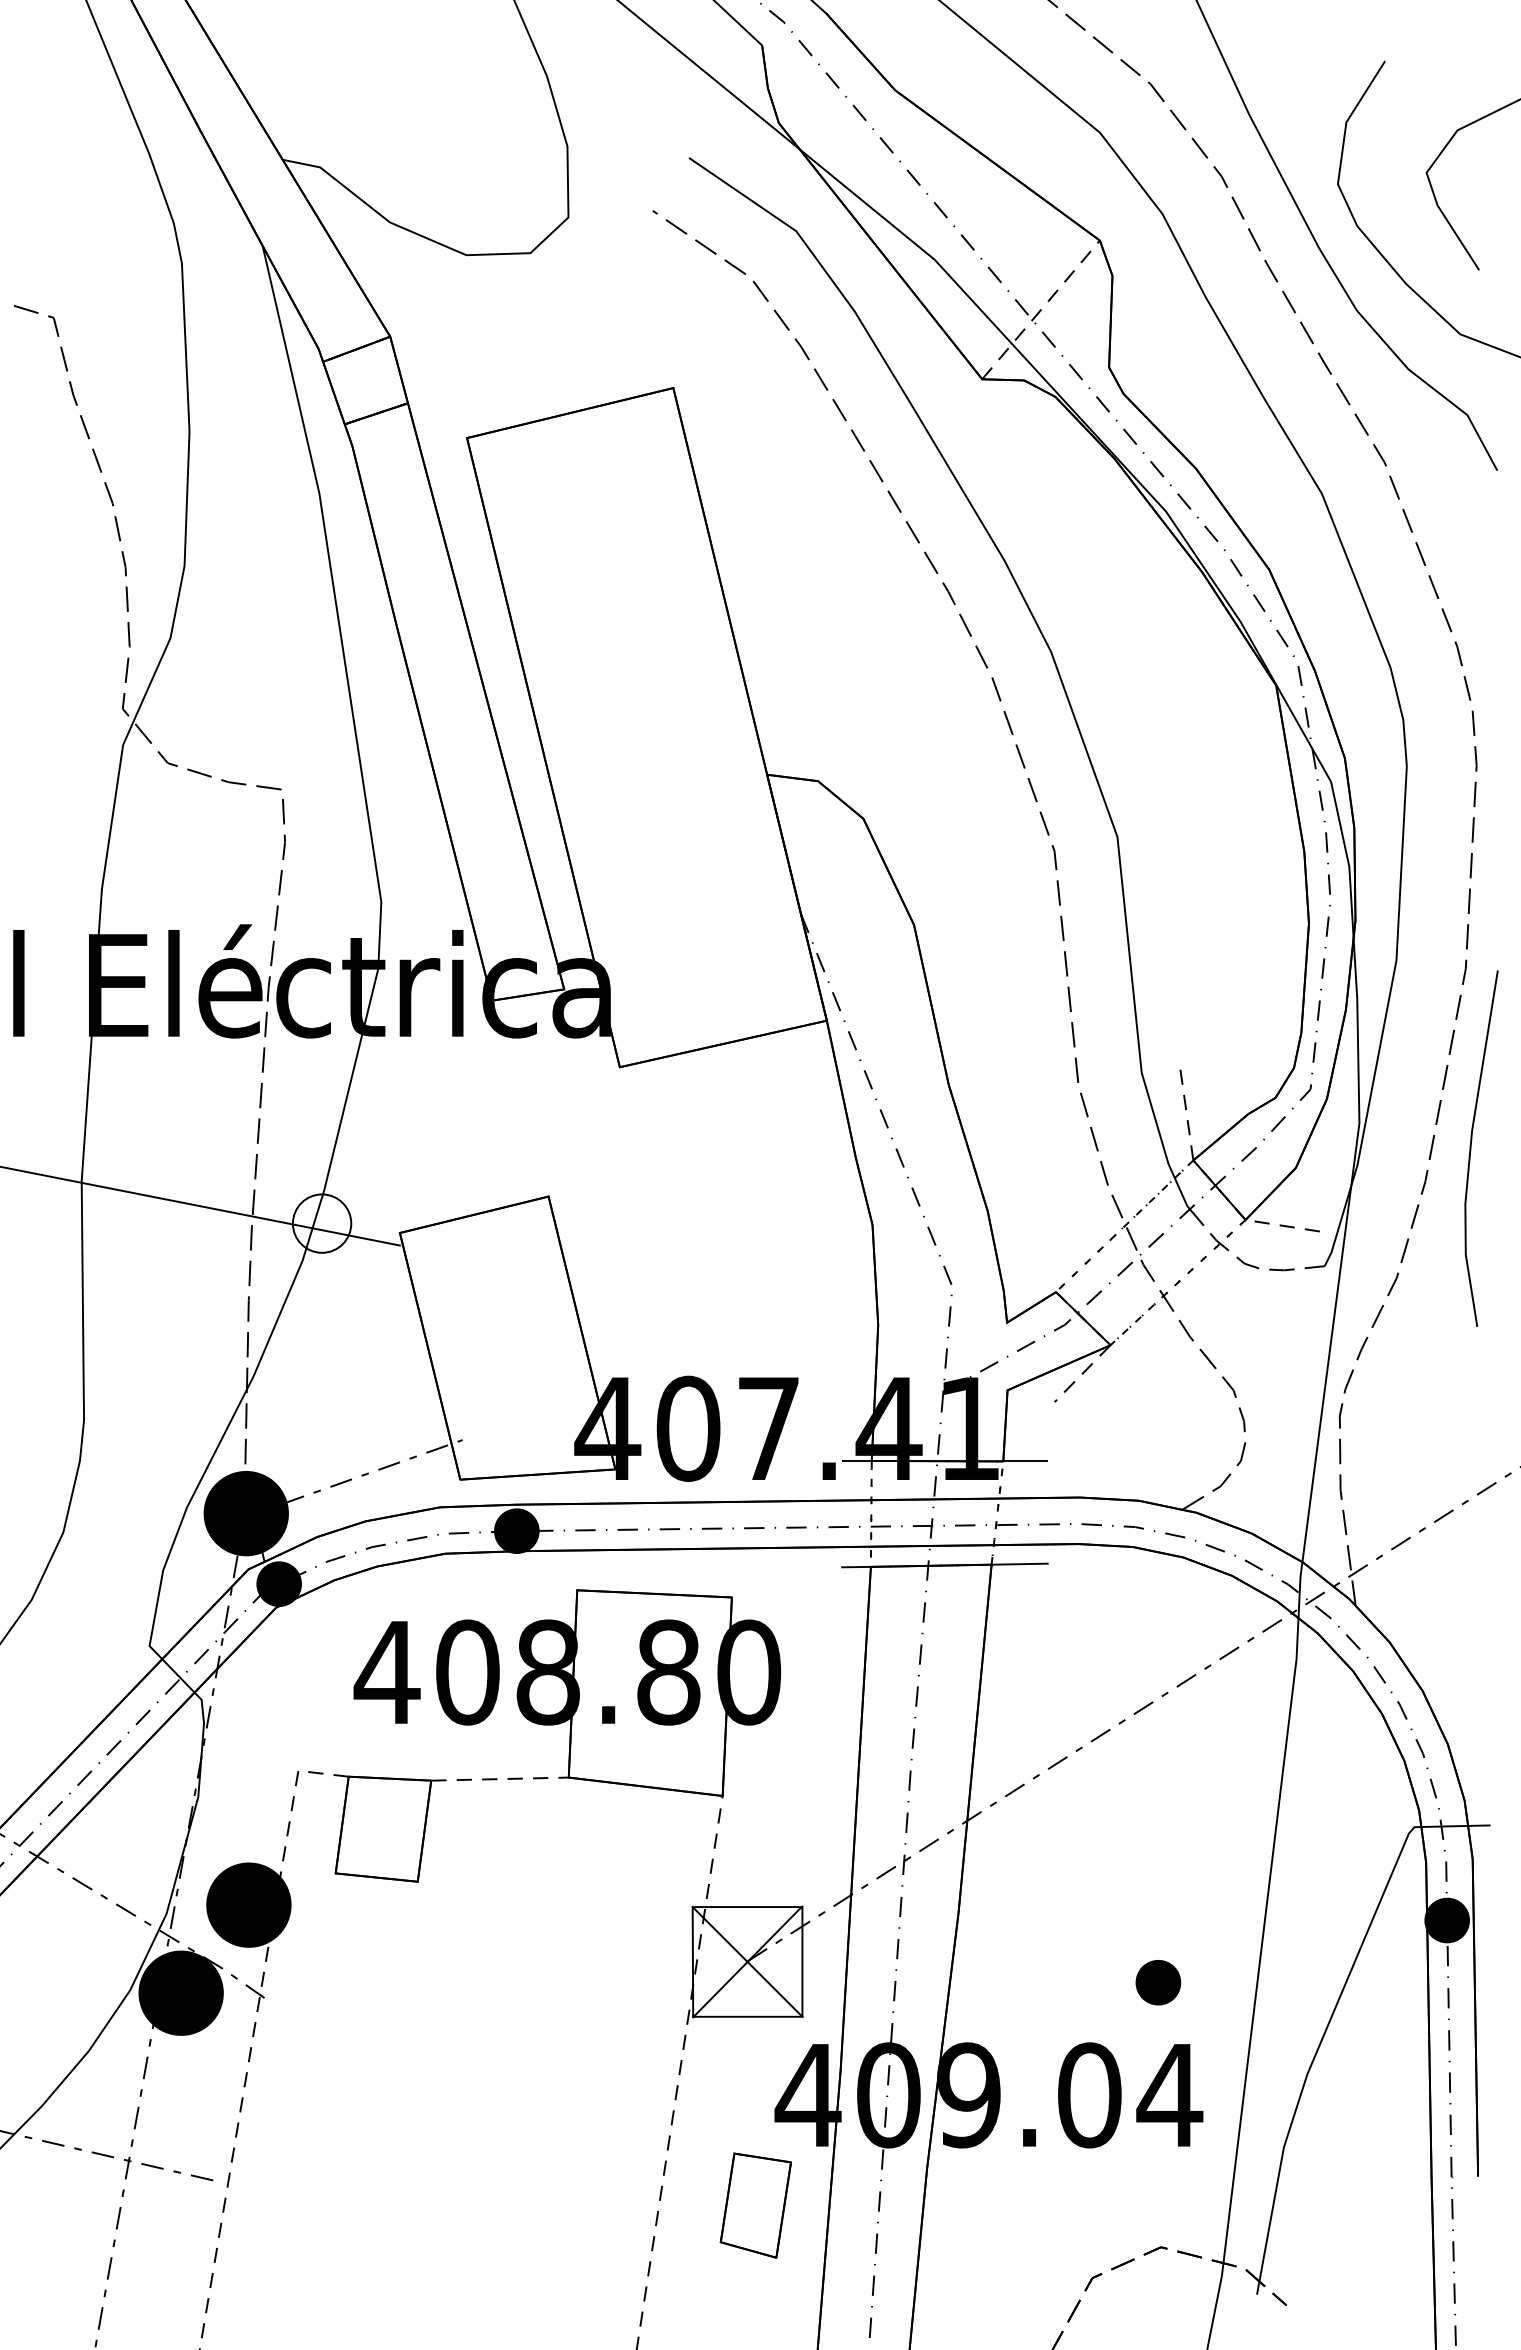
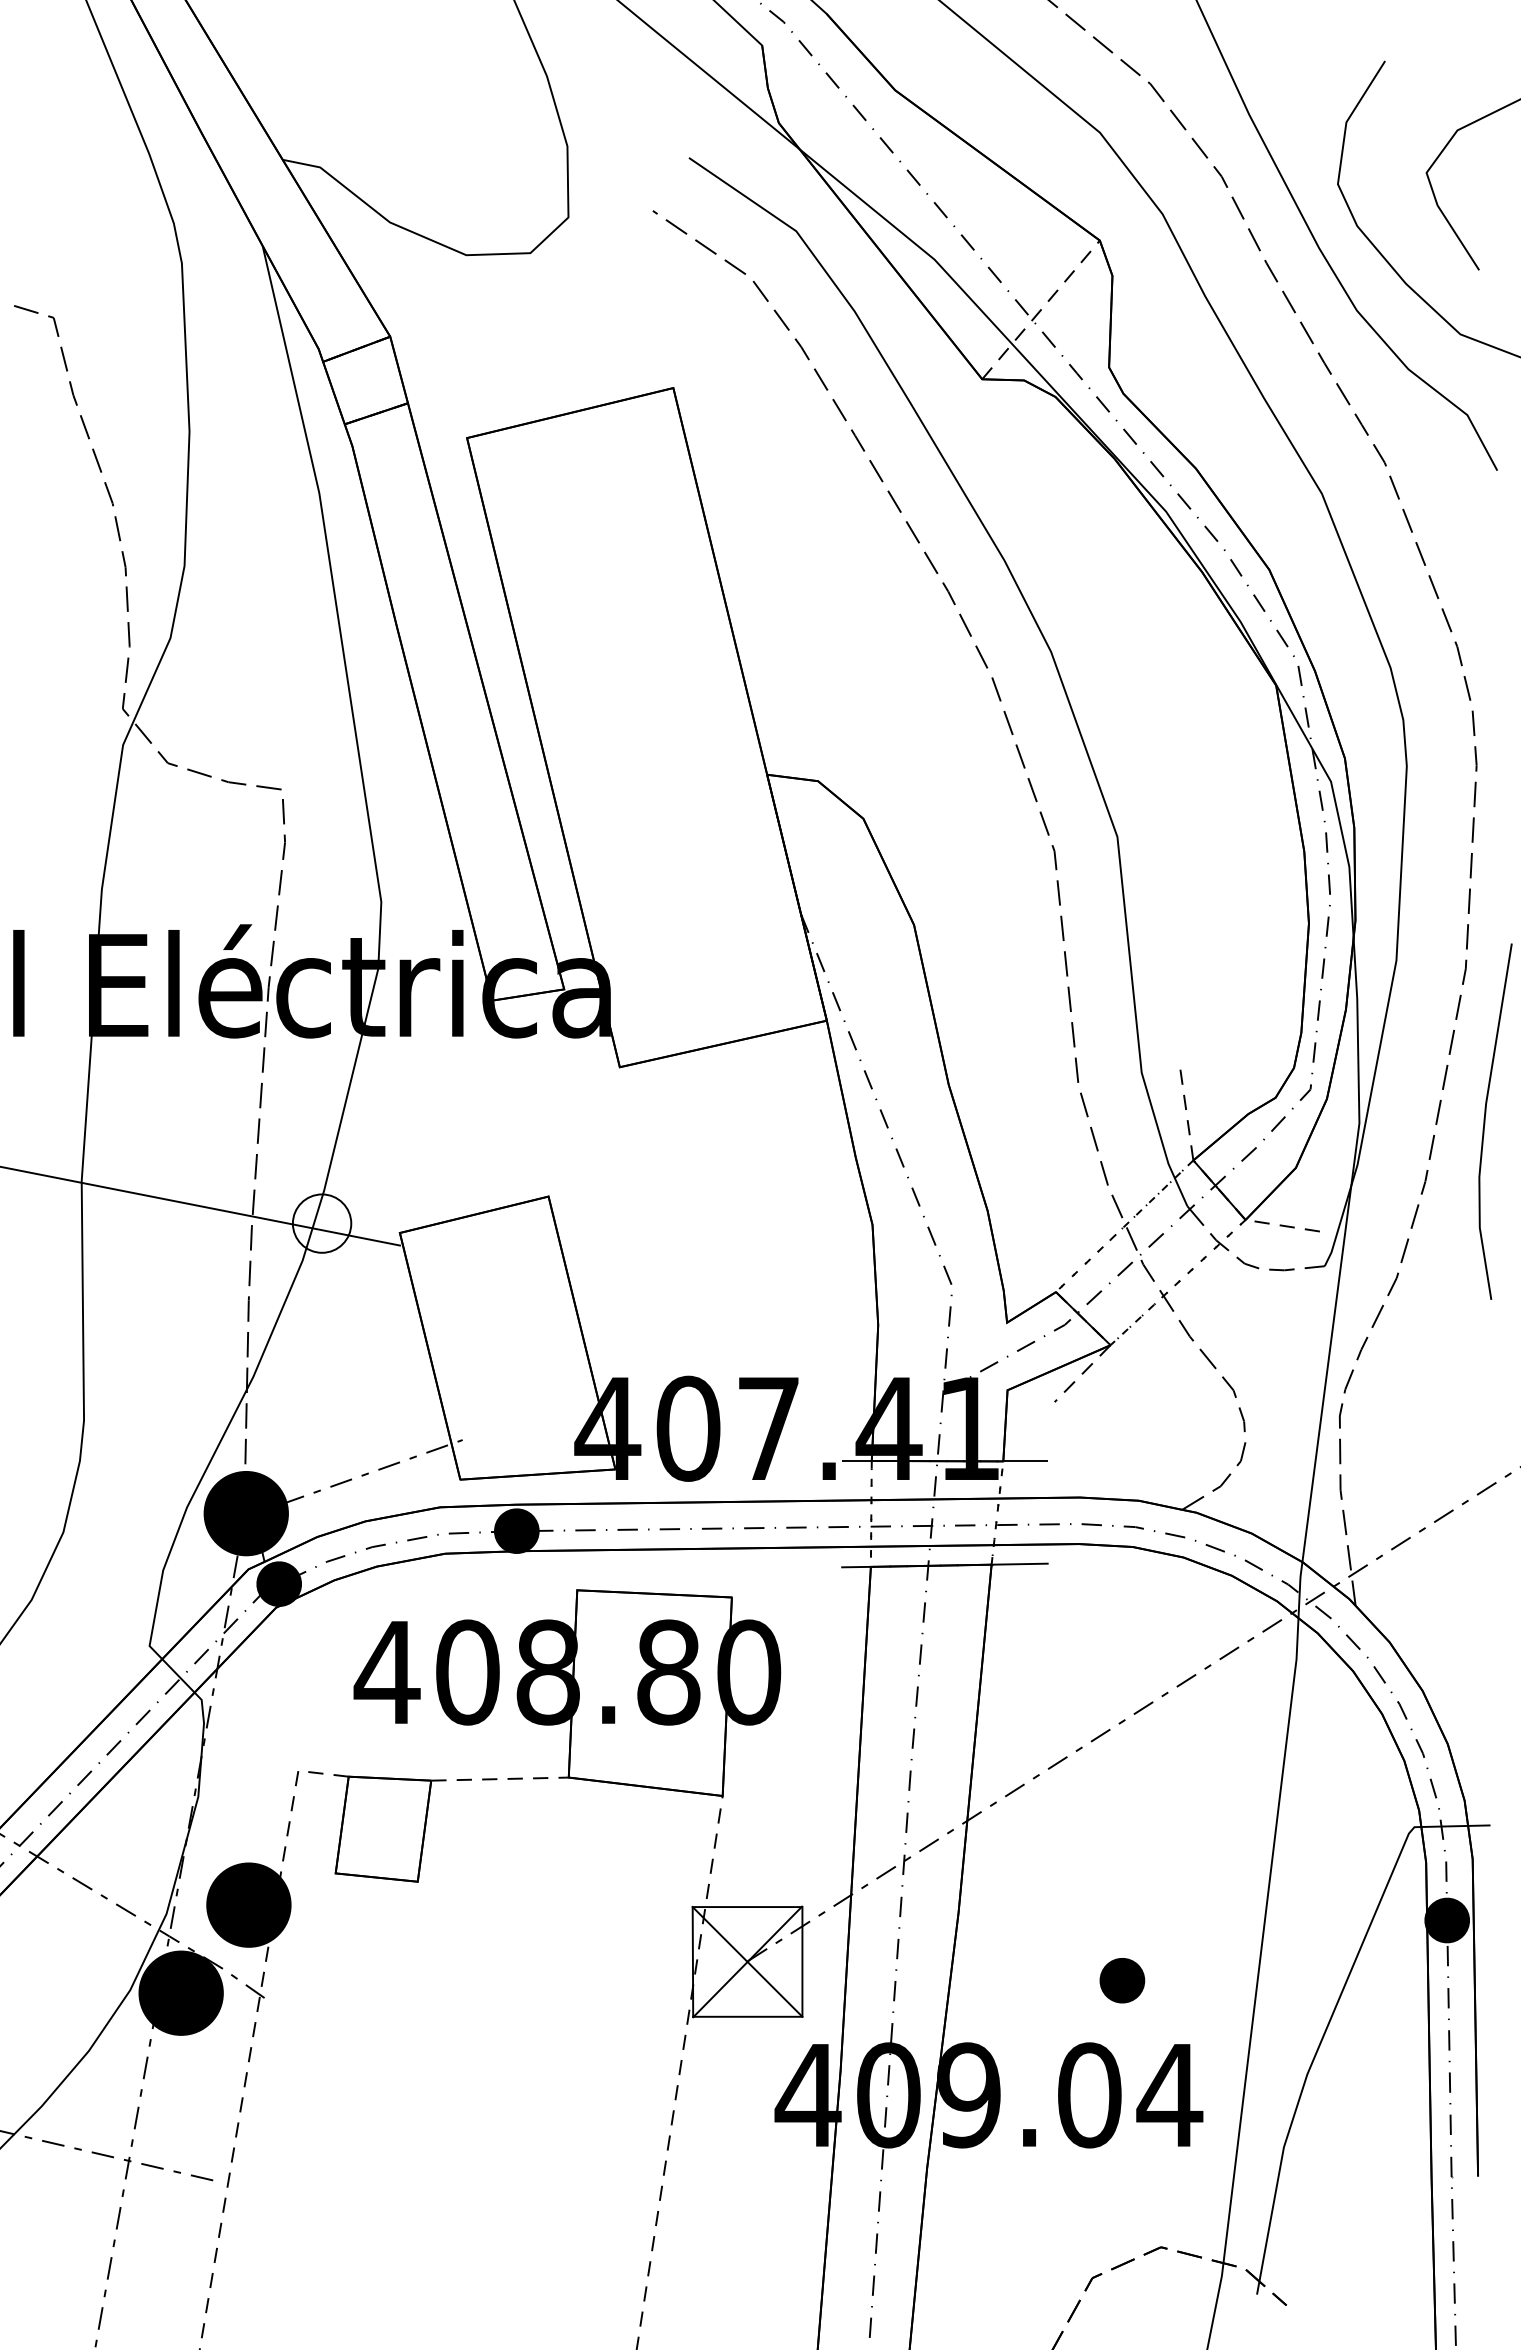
line position: (1471, 1148) -> (1485, 1121) (1485, 1121)
part position: (1158, 1982) -> (1122, 1980) (1122, 1980)
part: present -> none (755, 2205)
